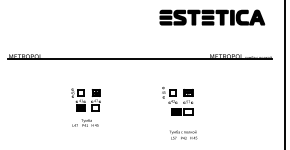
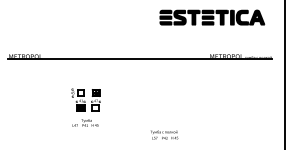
part: present -> none (177, 101)
text position: (183, 134) -> (164, 134) (164, 134)
